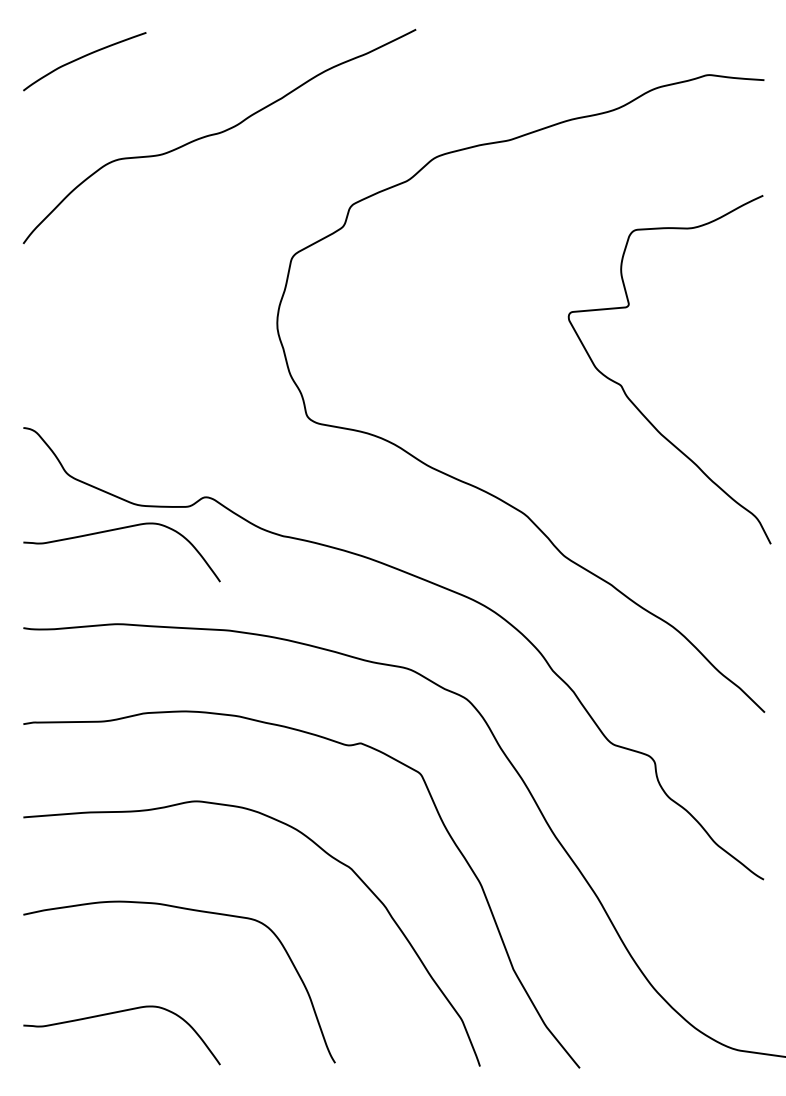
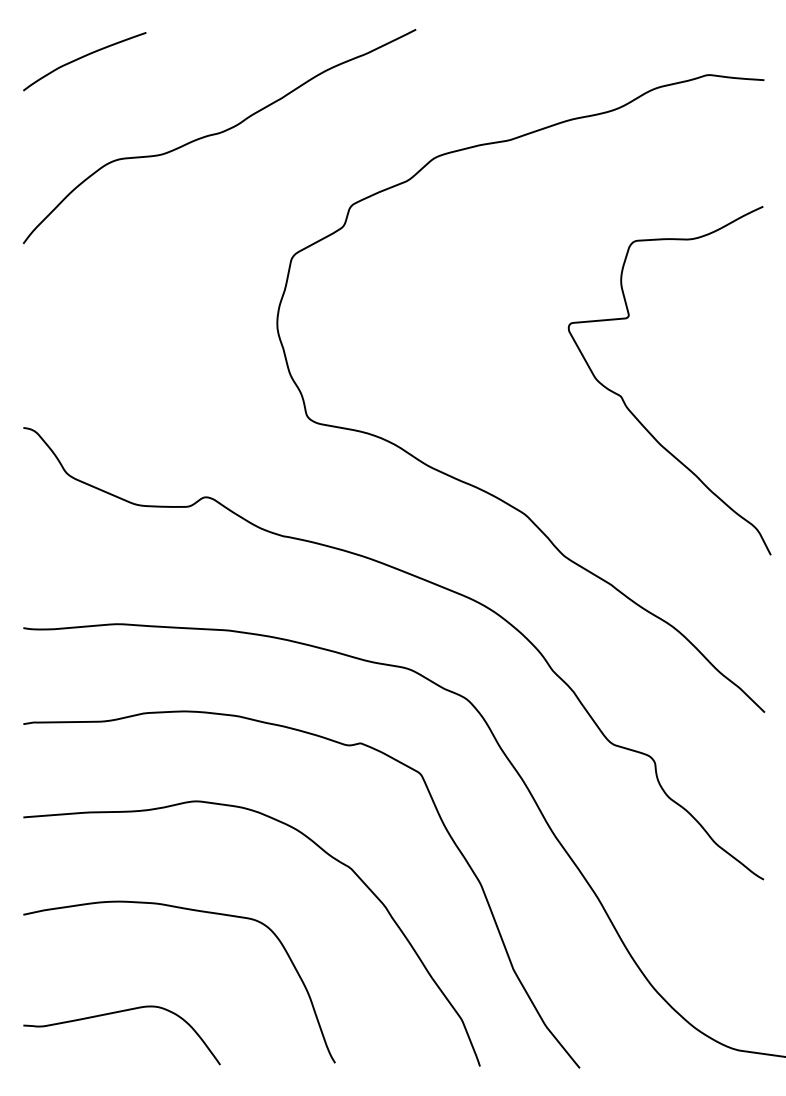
curve position: (634, 403) -> (634, 414) (634, 414)
curve: present -> none (116, 530)
